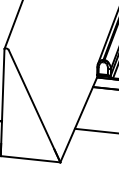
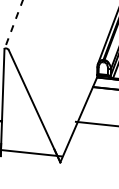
line: solid -> dashed (13, 24)
line position: (94, 130) -> (95, 123) (95, 123)
line position: (31, 159) -> (31, 153) (31, 153)
